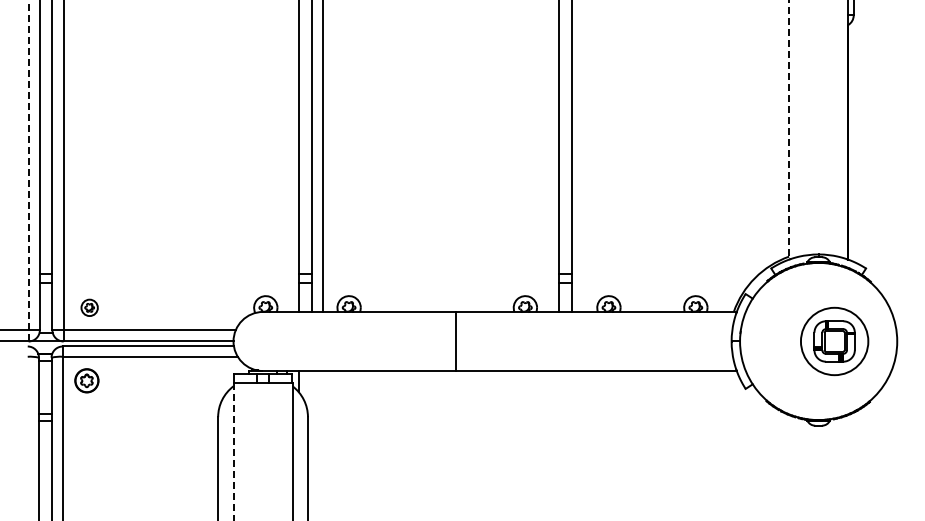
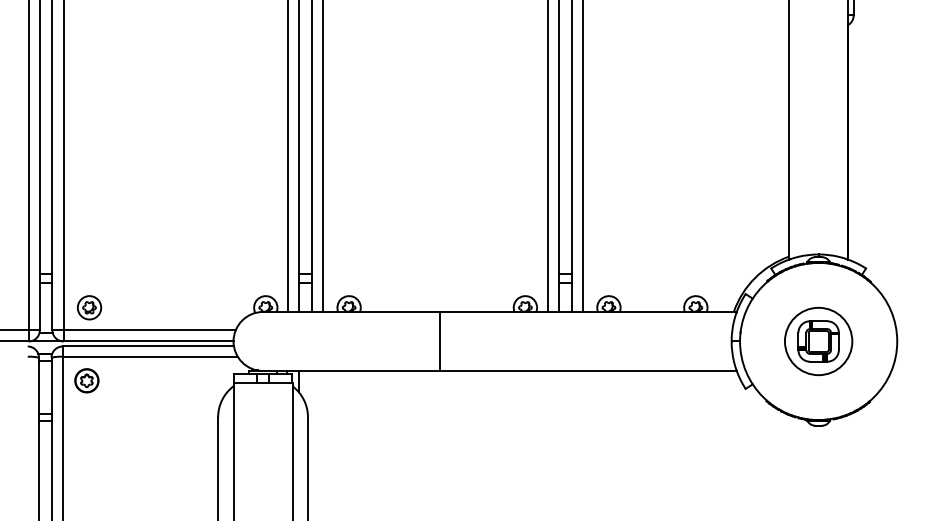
line: dashed -> solid (789, 130)
line: none -> present (288, 156)
line: none -> present (547, 156)
line: none -> present (582, 156)
line: dashed -> solid (28, 170)
part size: 19x19 px -> 26x26 px (89, 307)
line position: (455, 341) -> (439, 341) (439, 341)
part position: (834, 341) -> (818, 341) (818, 341)
line: dashed -> solid (233, 451)
